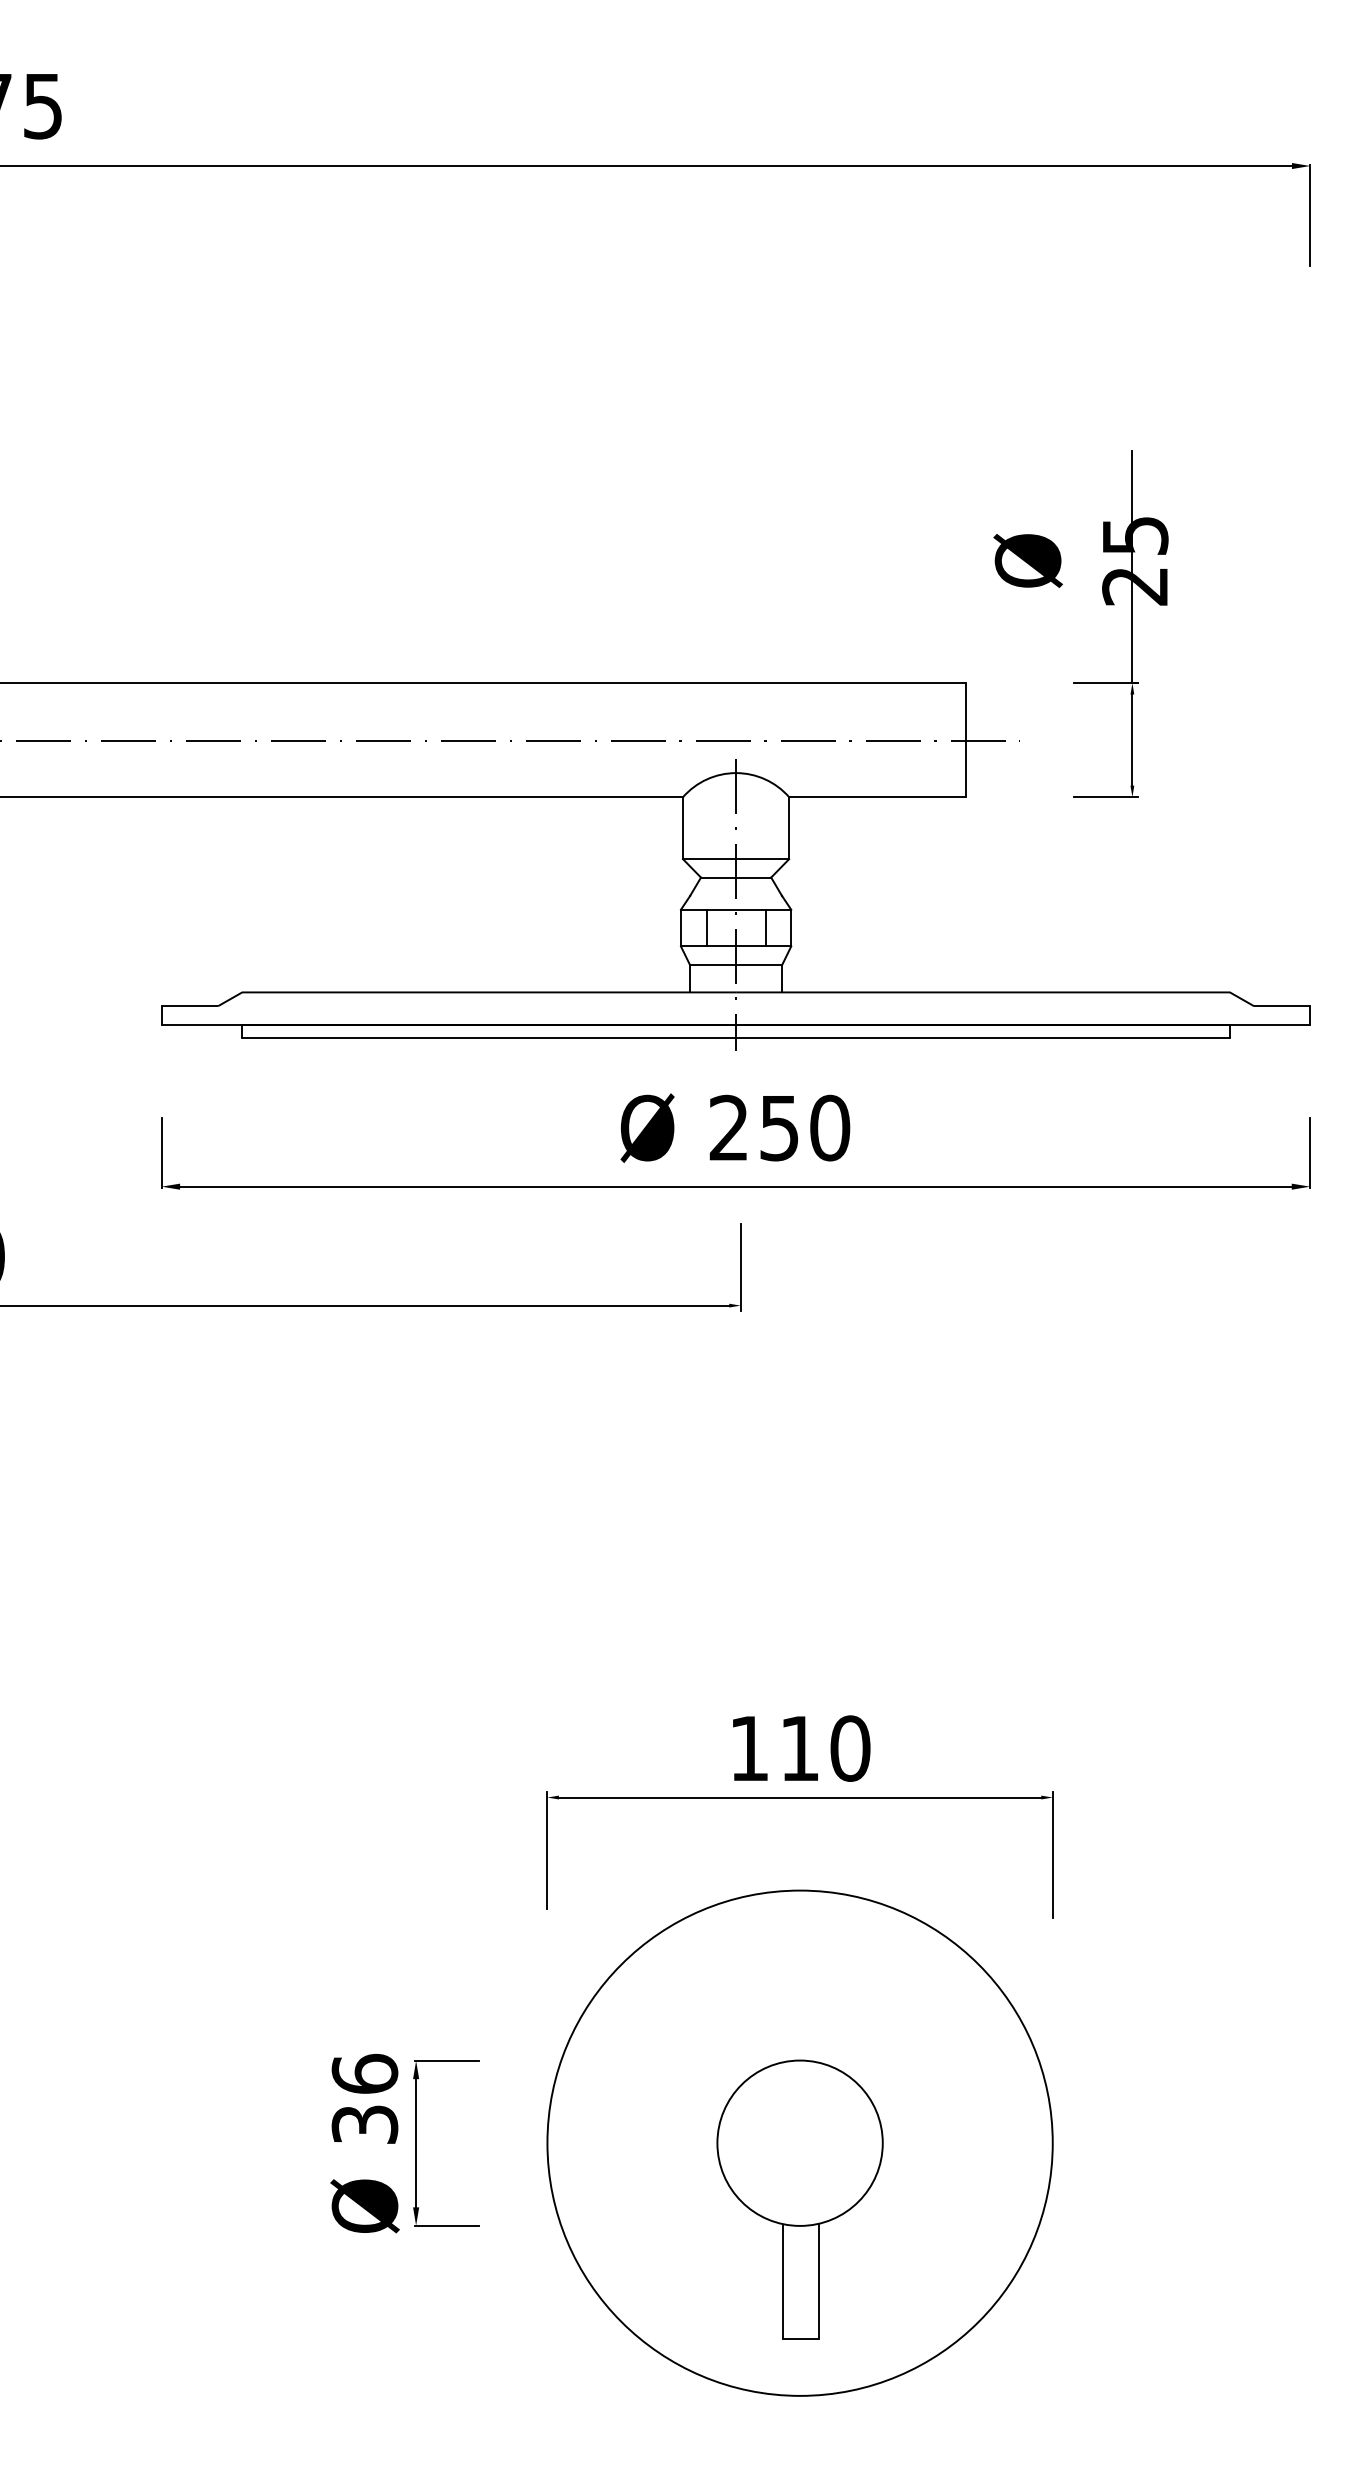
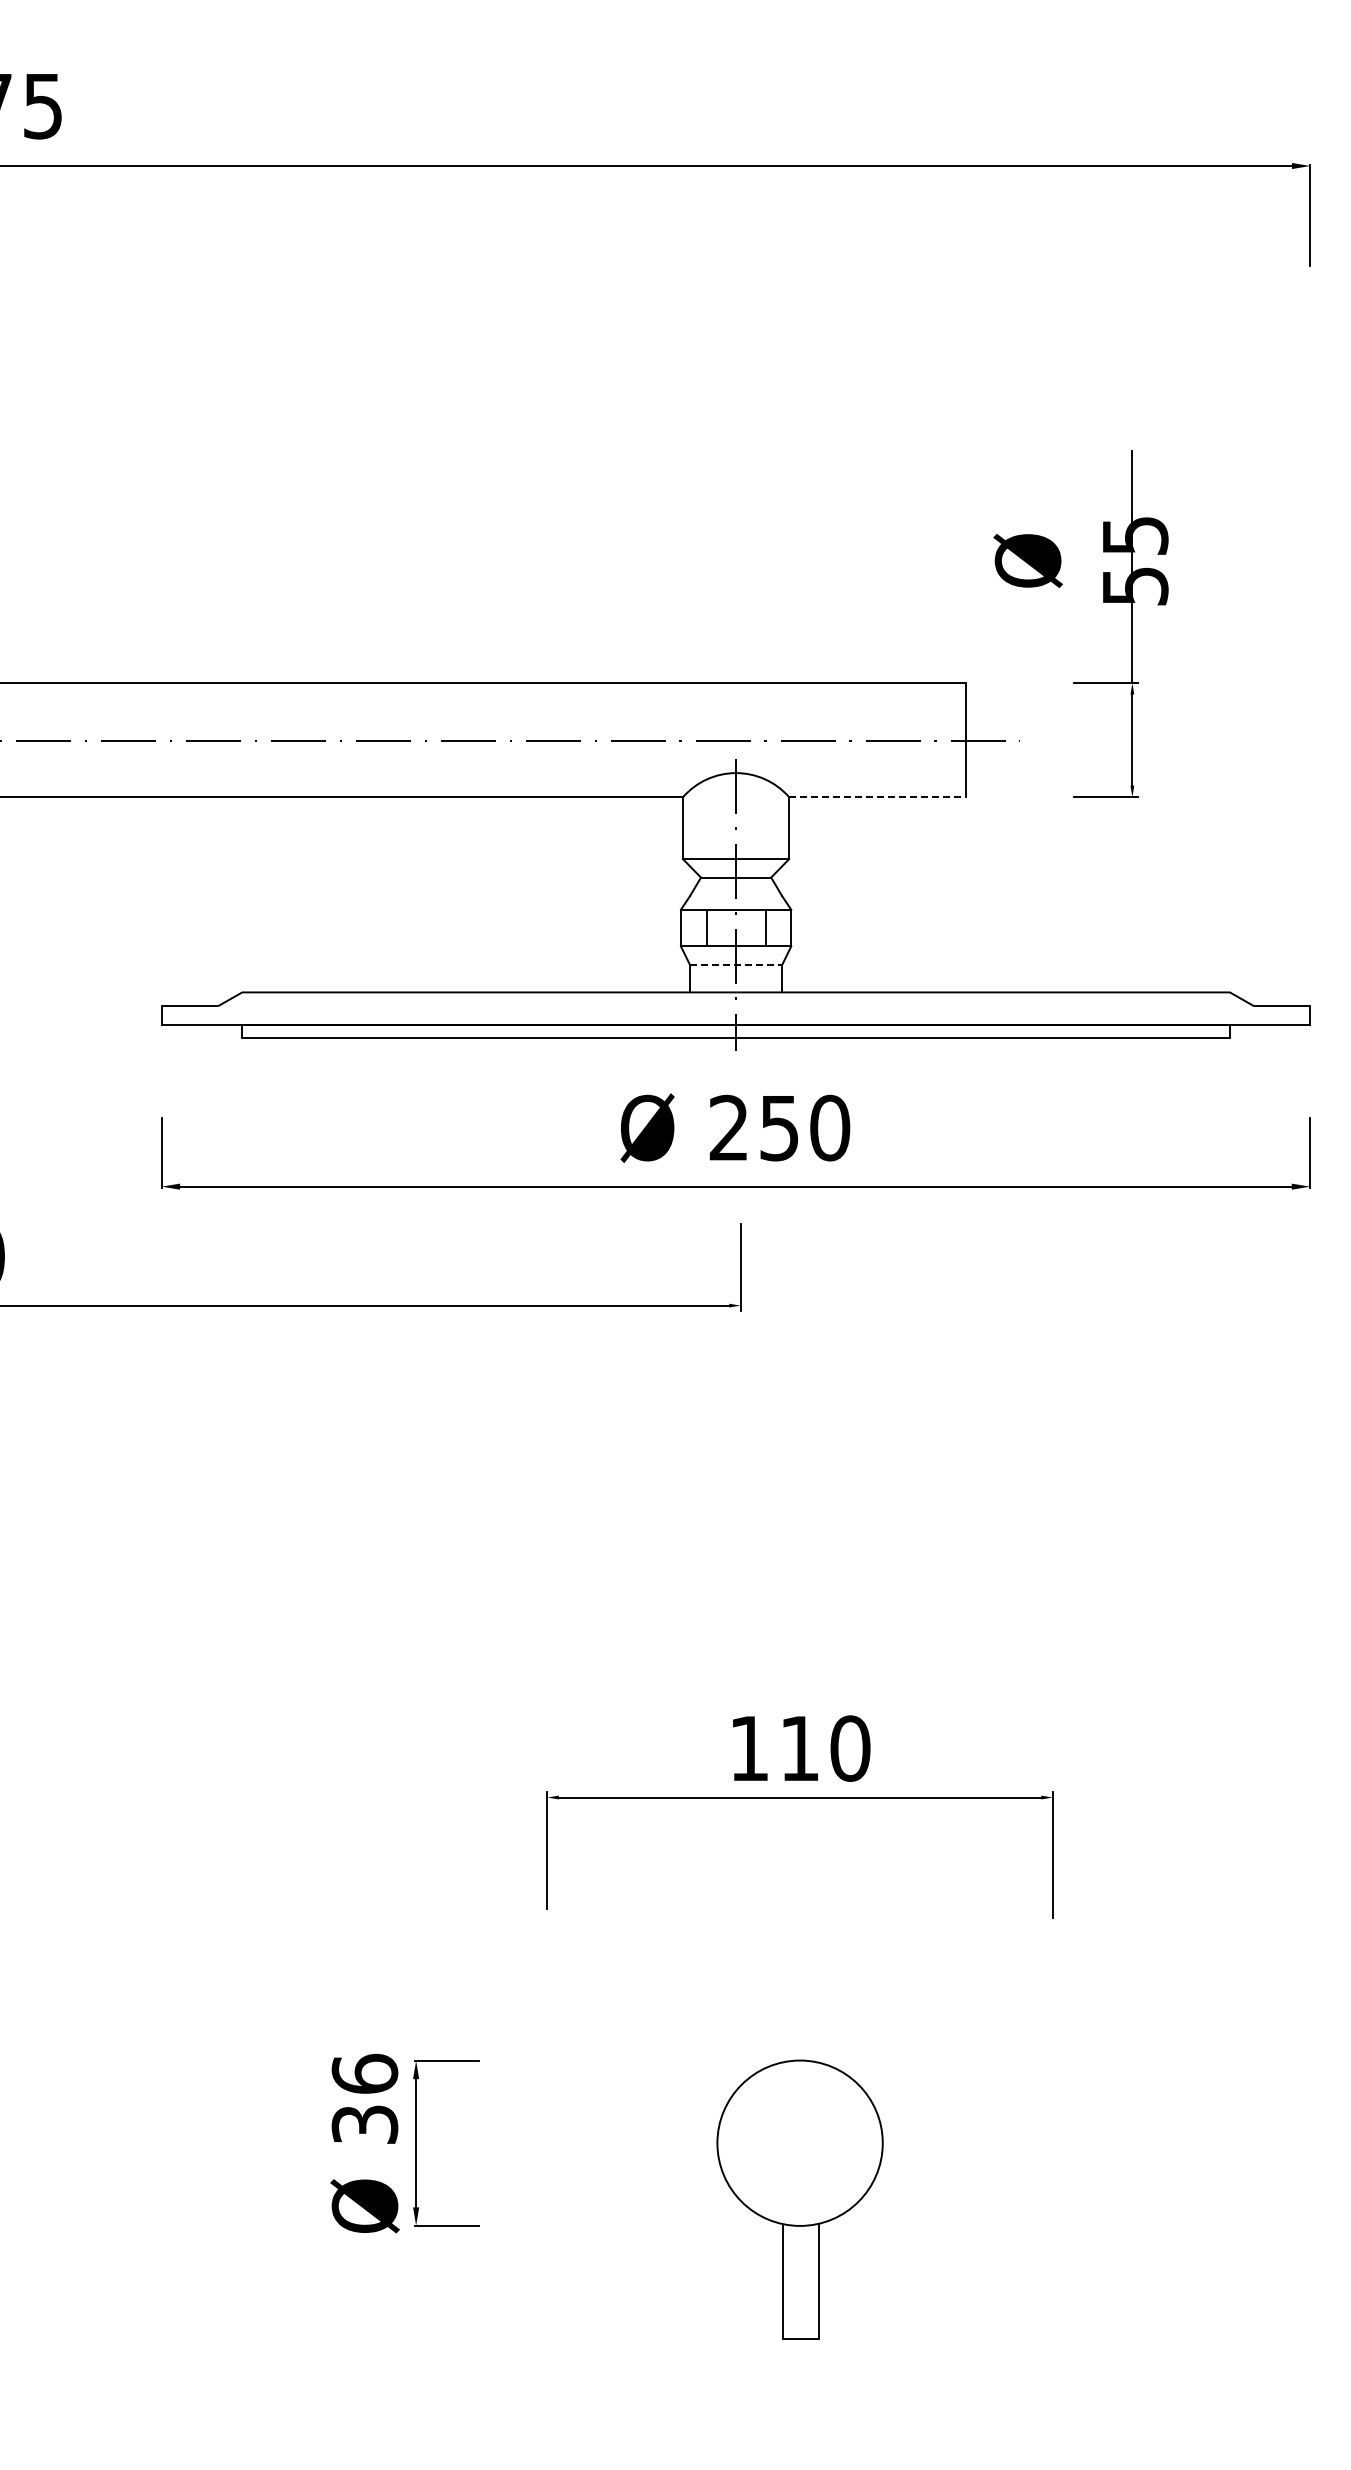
text: 25 -> 55 (1135, 586)
line: solid -> dashed (877, 797)
line: solid -> dashed (736, 965)
circle: present -> none (799, 2142)
